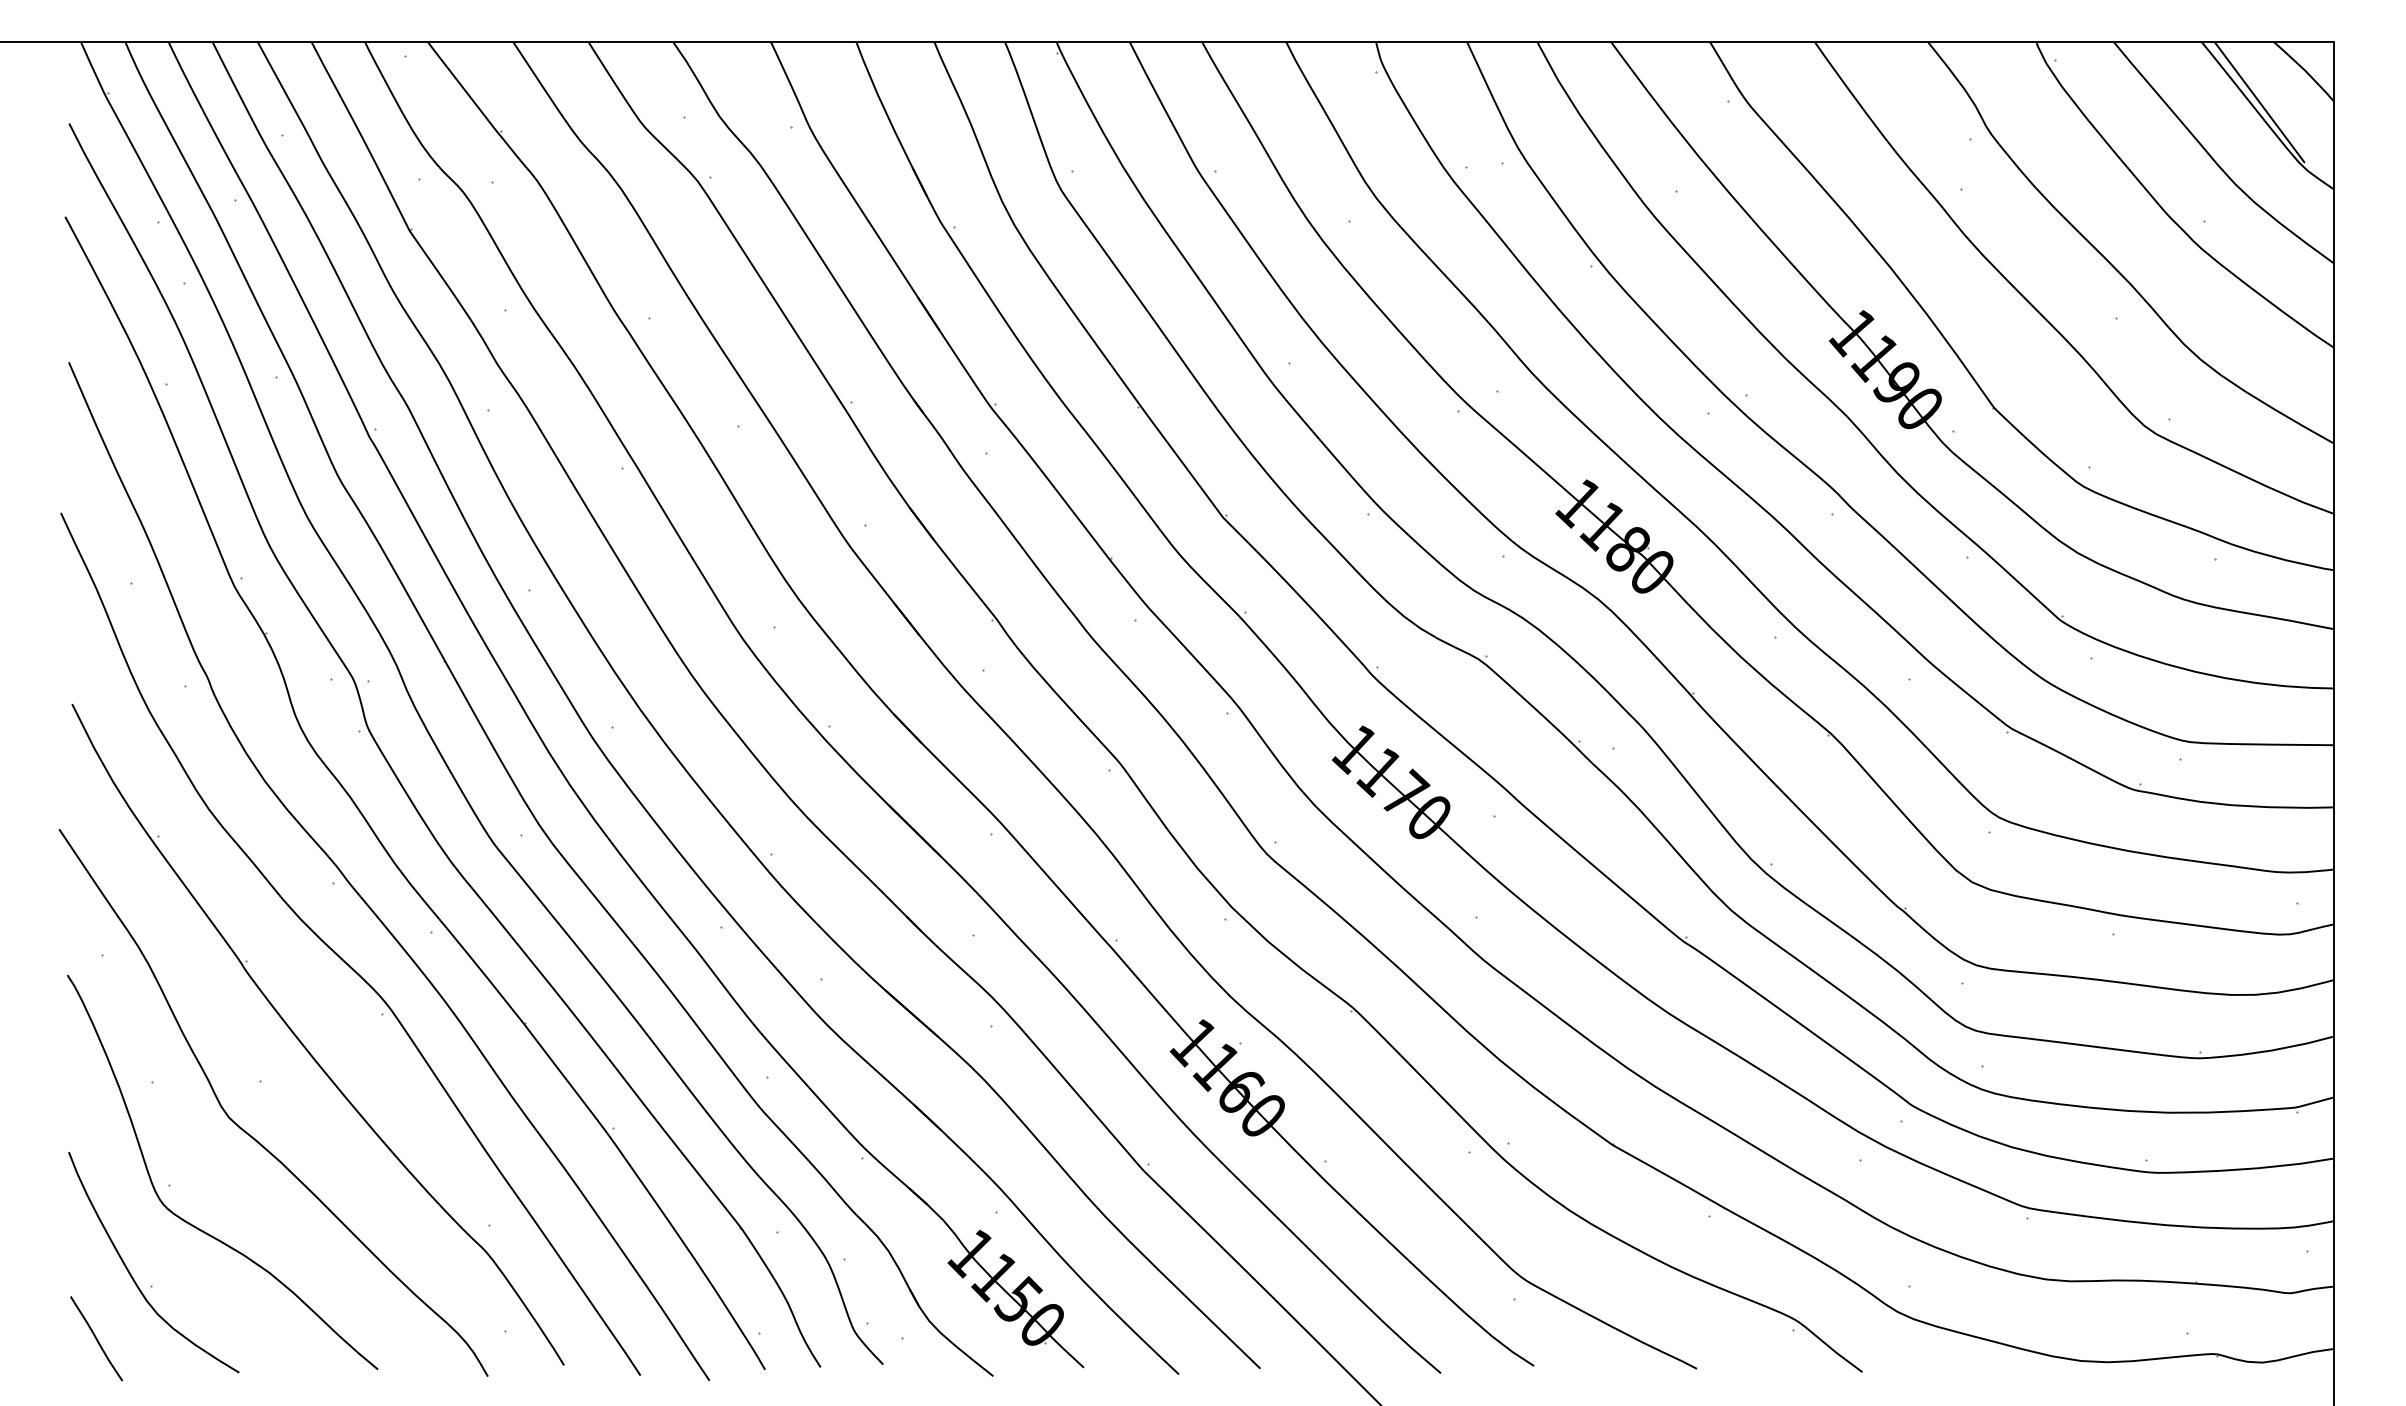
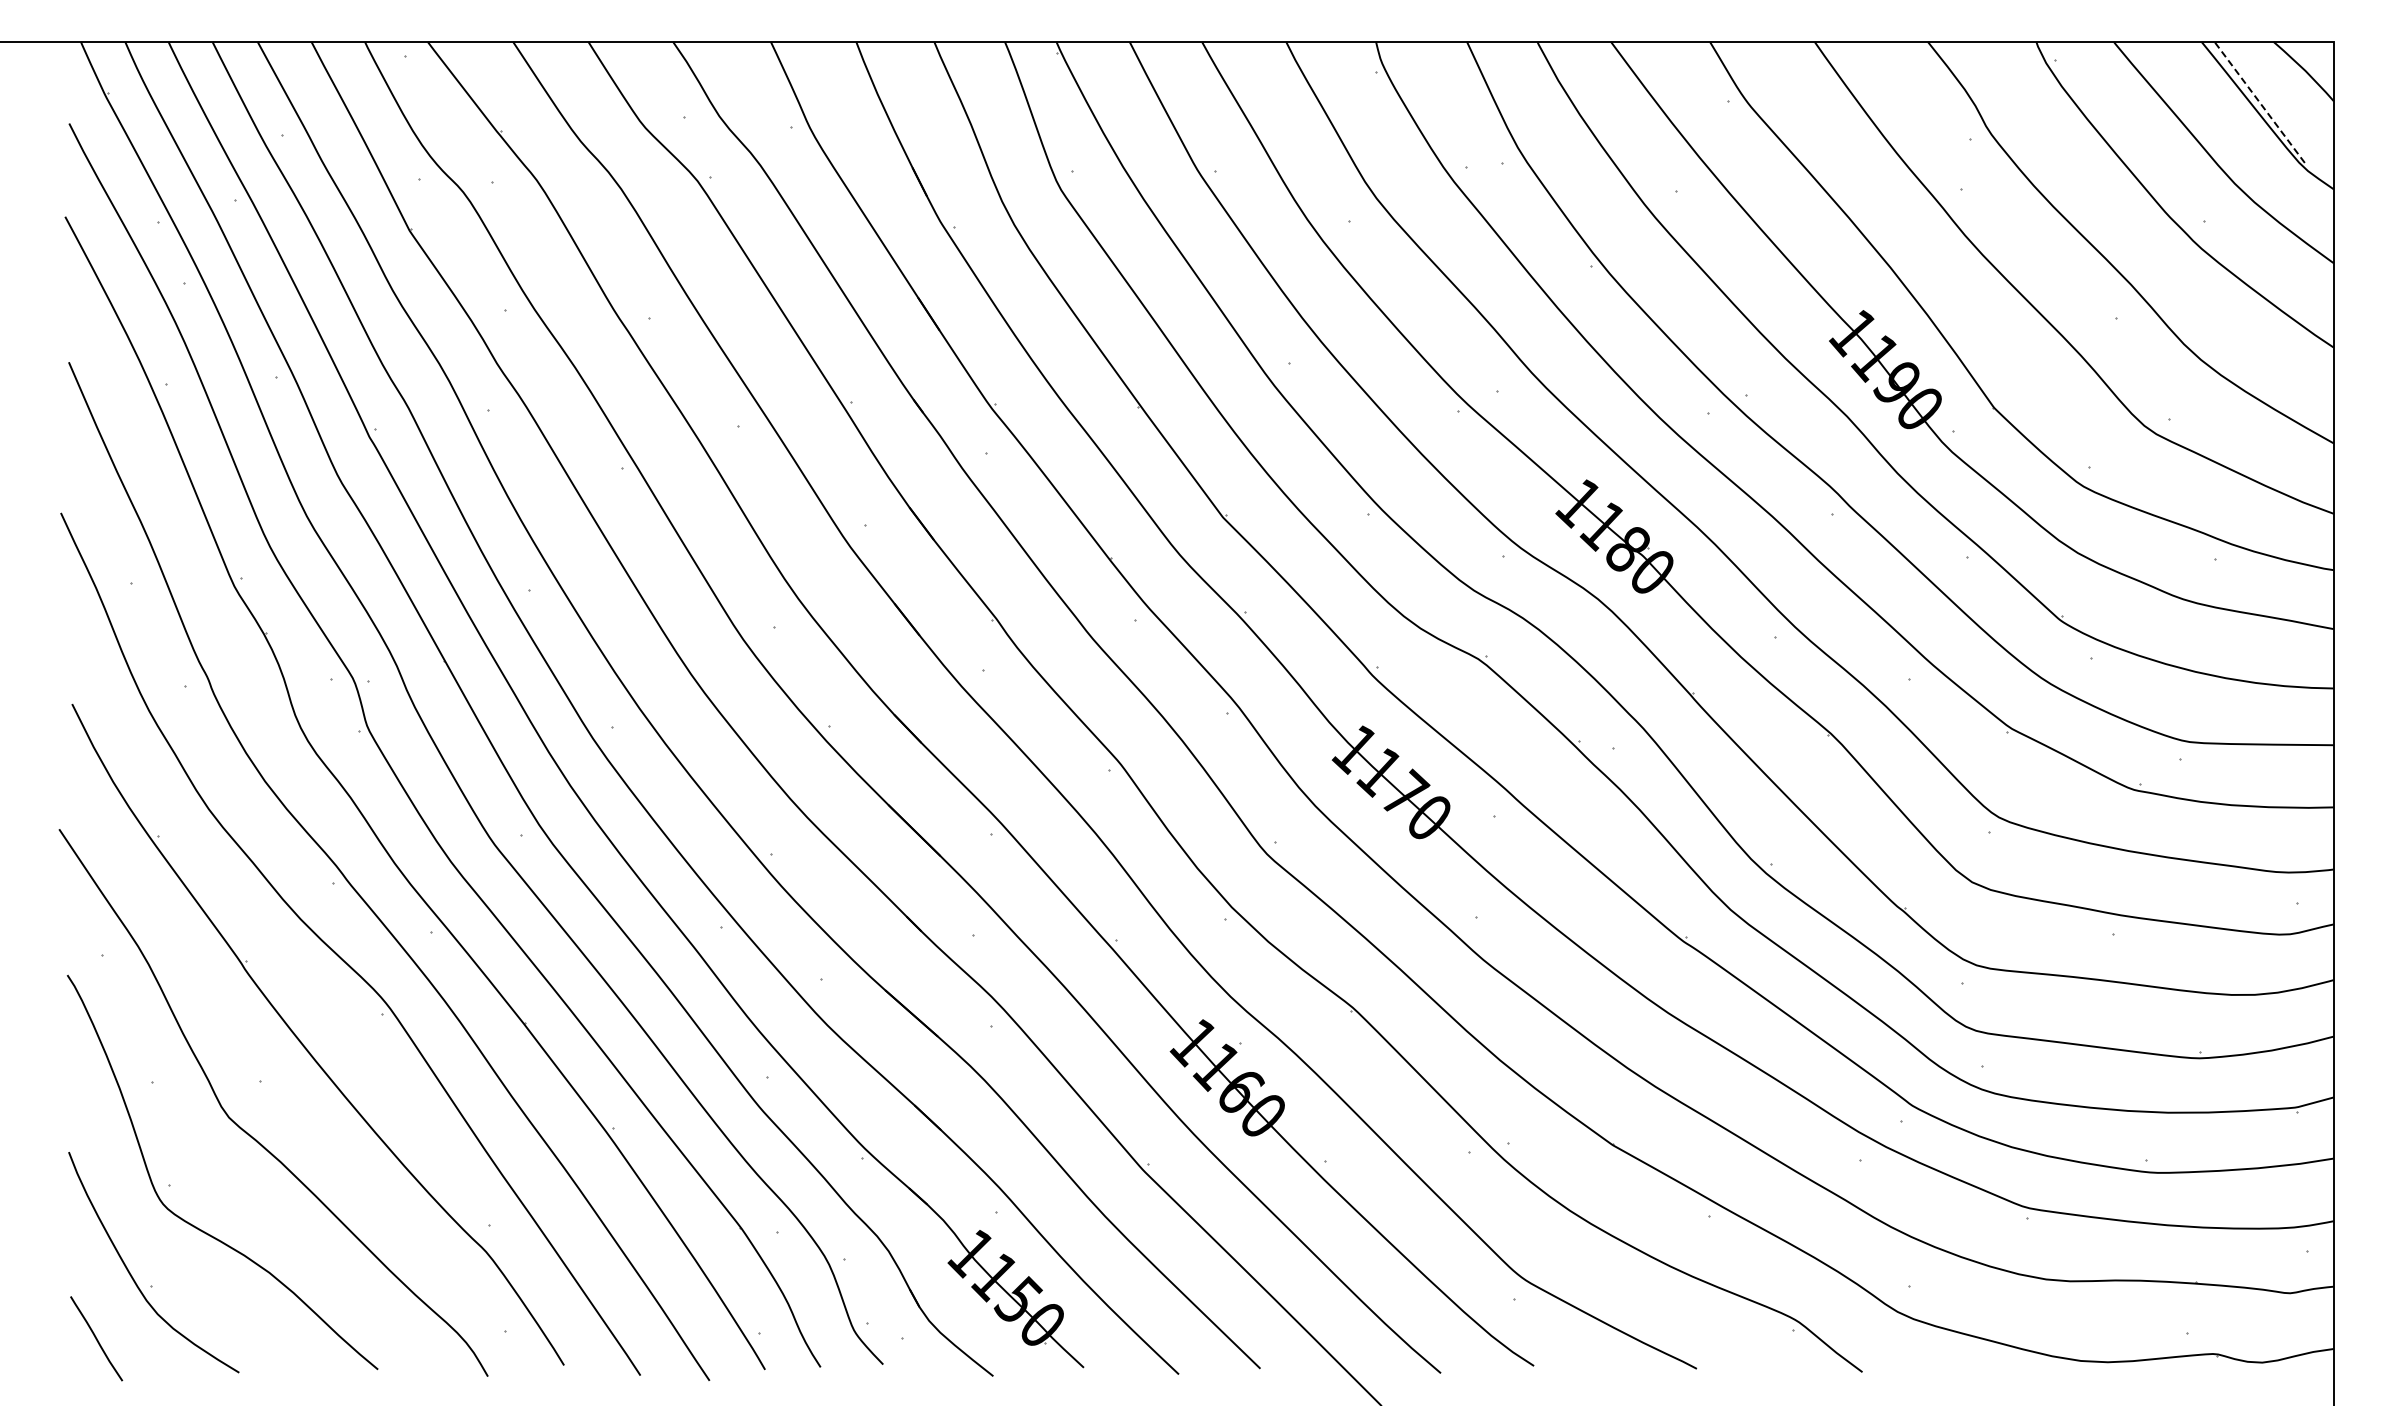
line: solid -> dashed (2259, 102)
